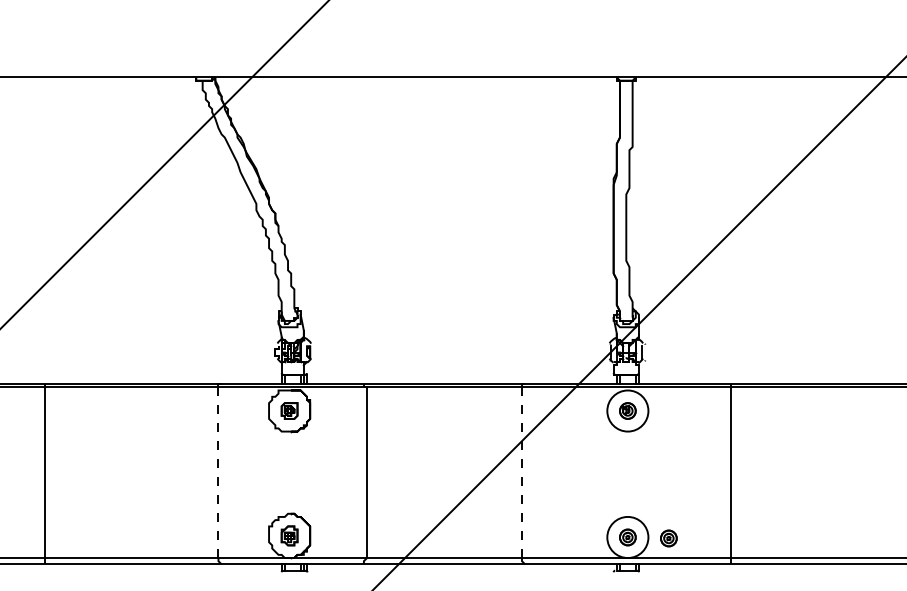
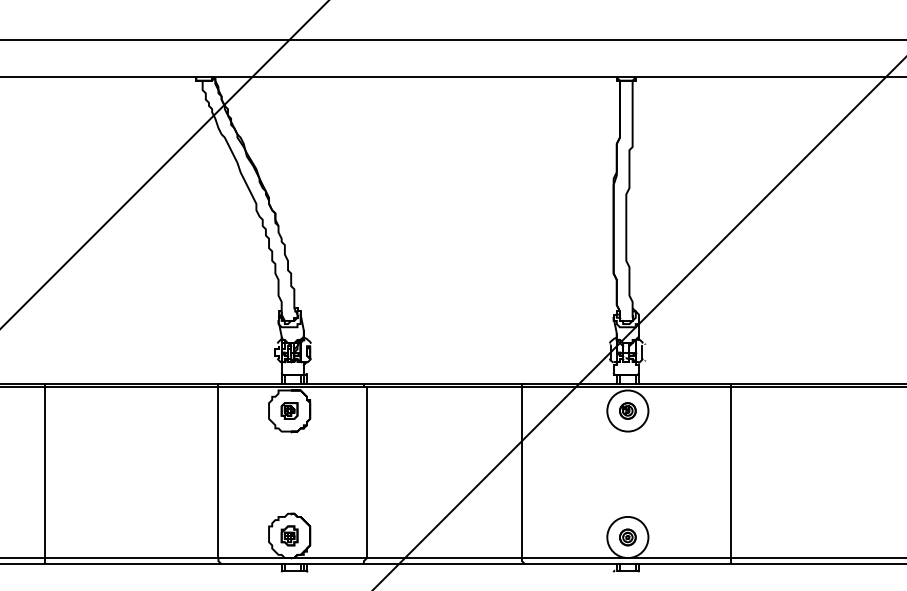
line: none -> present (452, 39)
line: dashed -> solid (218, 473)
line: dashed -> solid (521, 473)
part: present -> none (668, 538)
